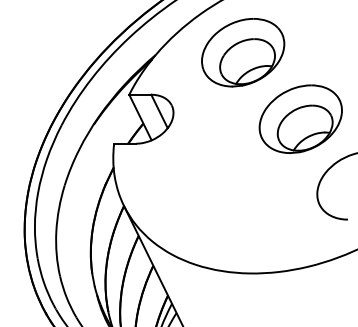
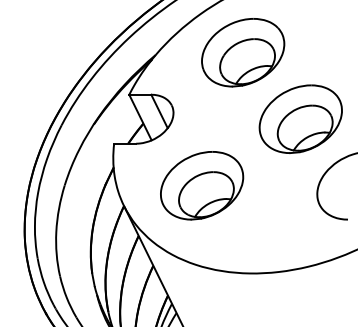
part: none -> present (202, 185)
